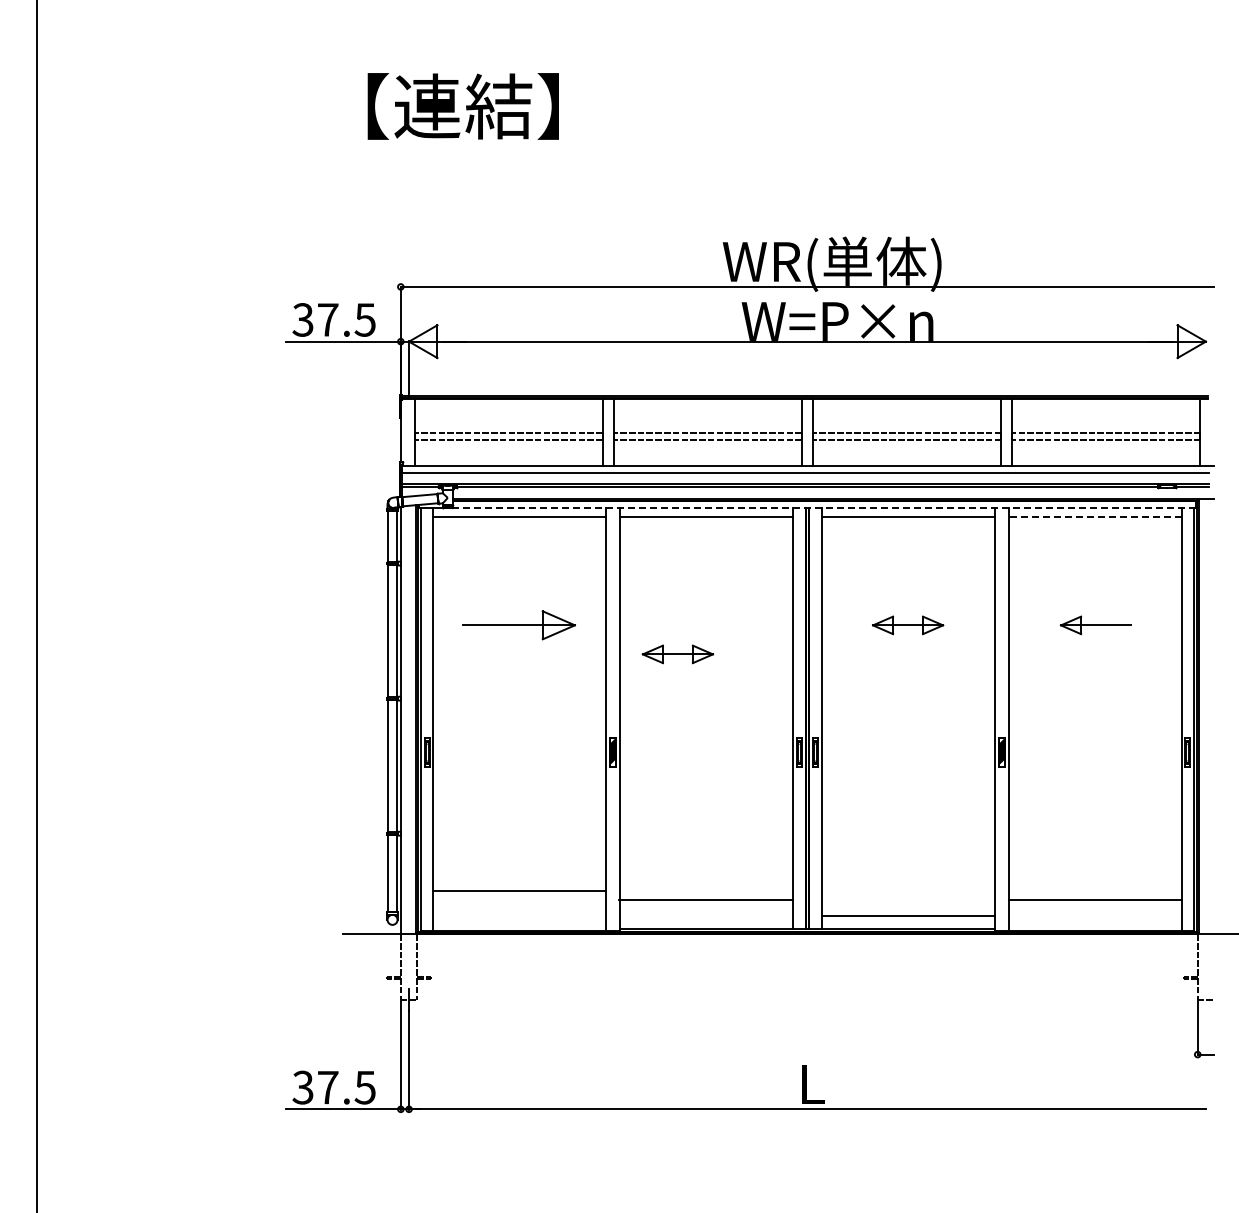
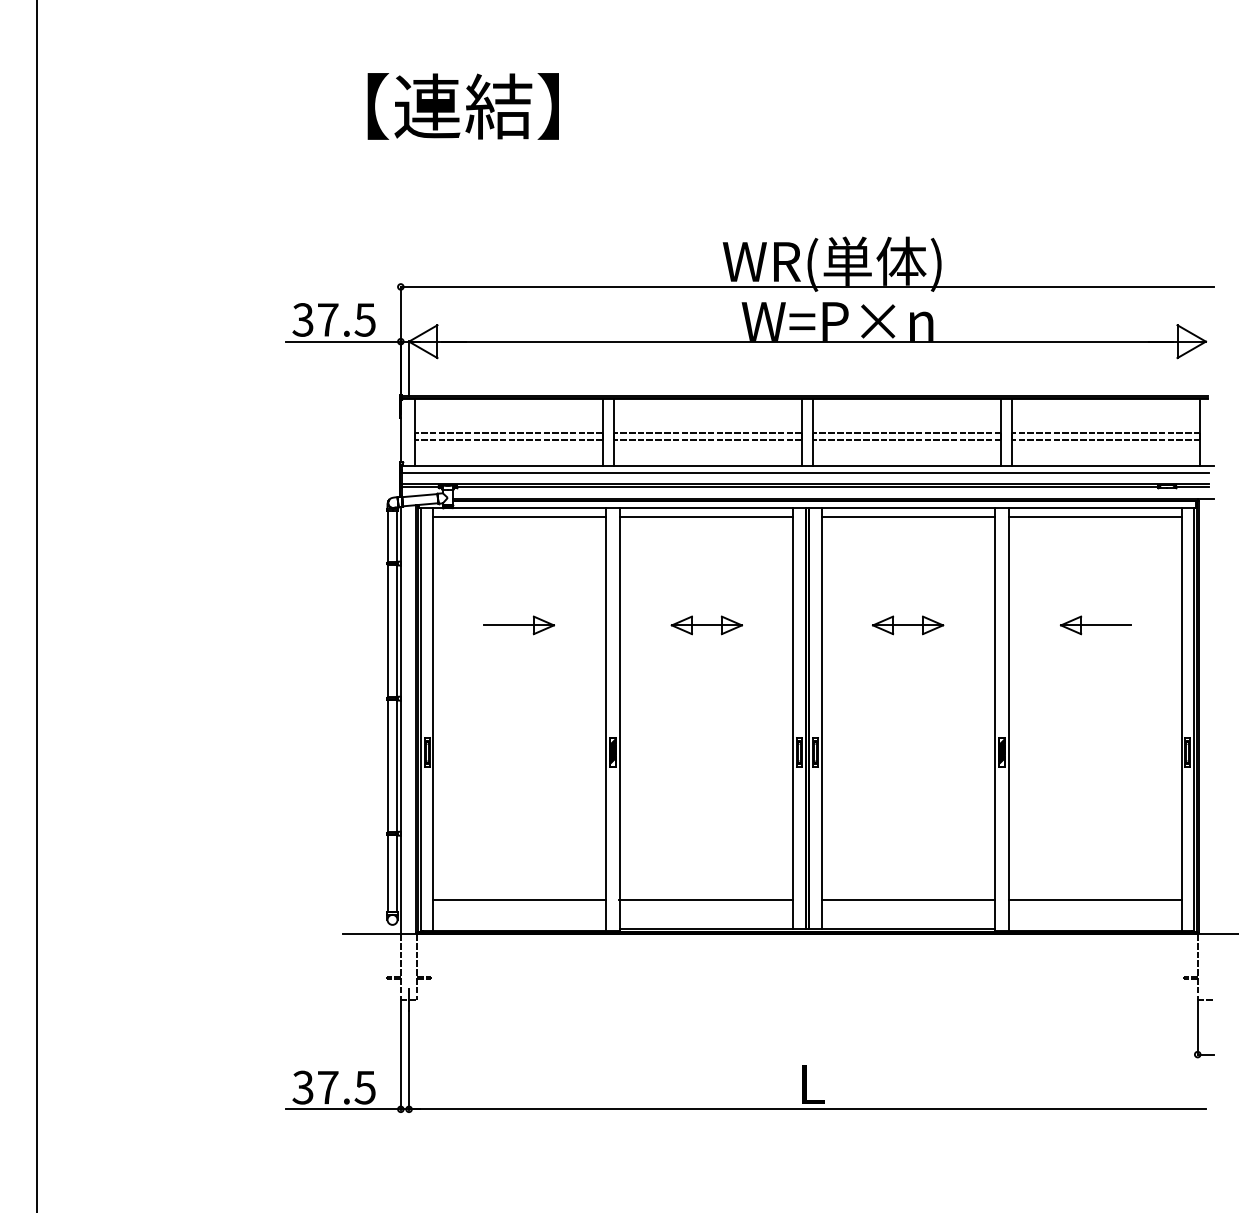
line: dashed -> solid (824, 507)
line: dashed -> solid (1095, 516)
part size: 114x31 px -> 72x21 px (518, 625)
part position: (677, 654) -> (706, 625) (706, 625)
line position: (519, 890) -> (519, 899) (519, 899)
line position: (908, 915) -> (908, 899) (908, 899)
